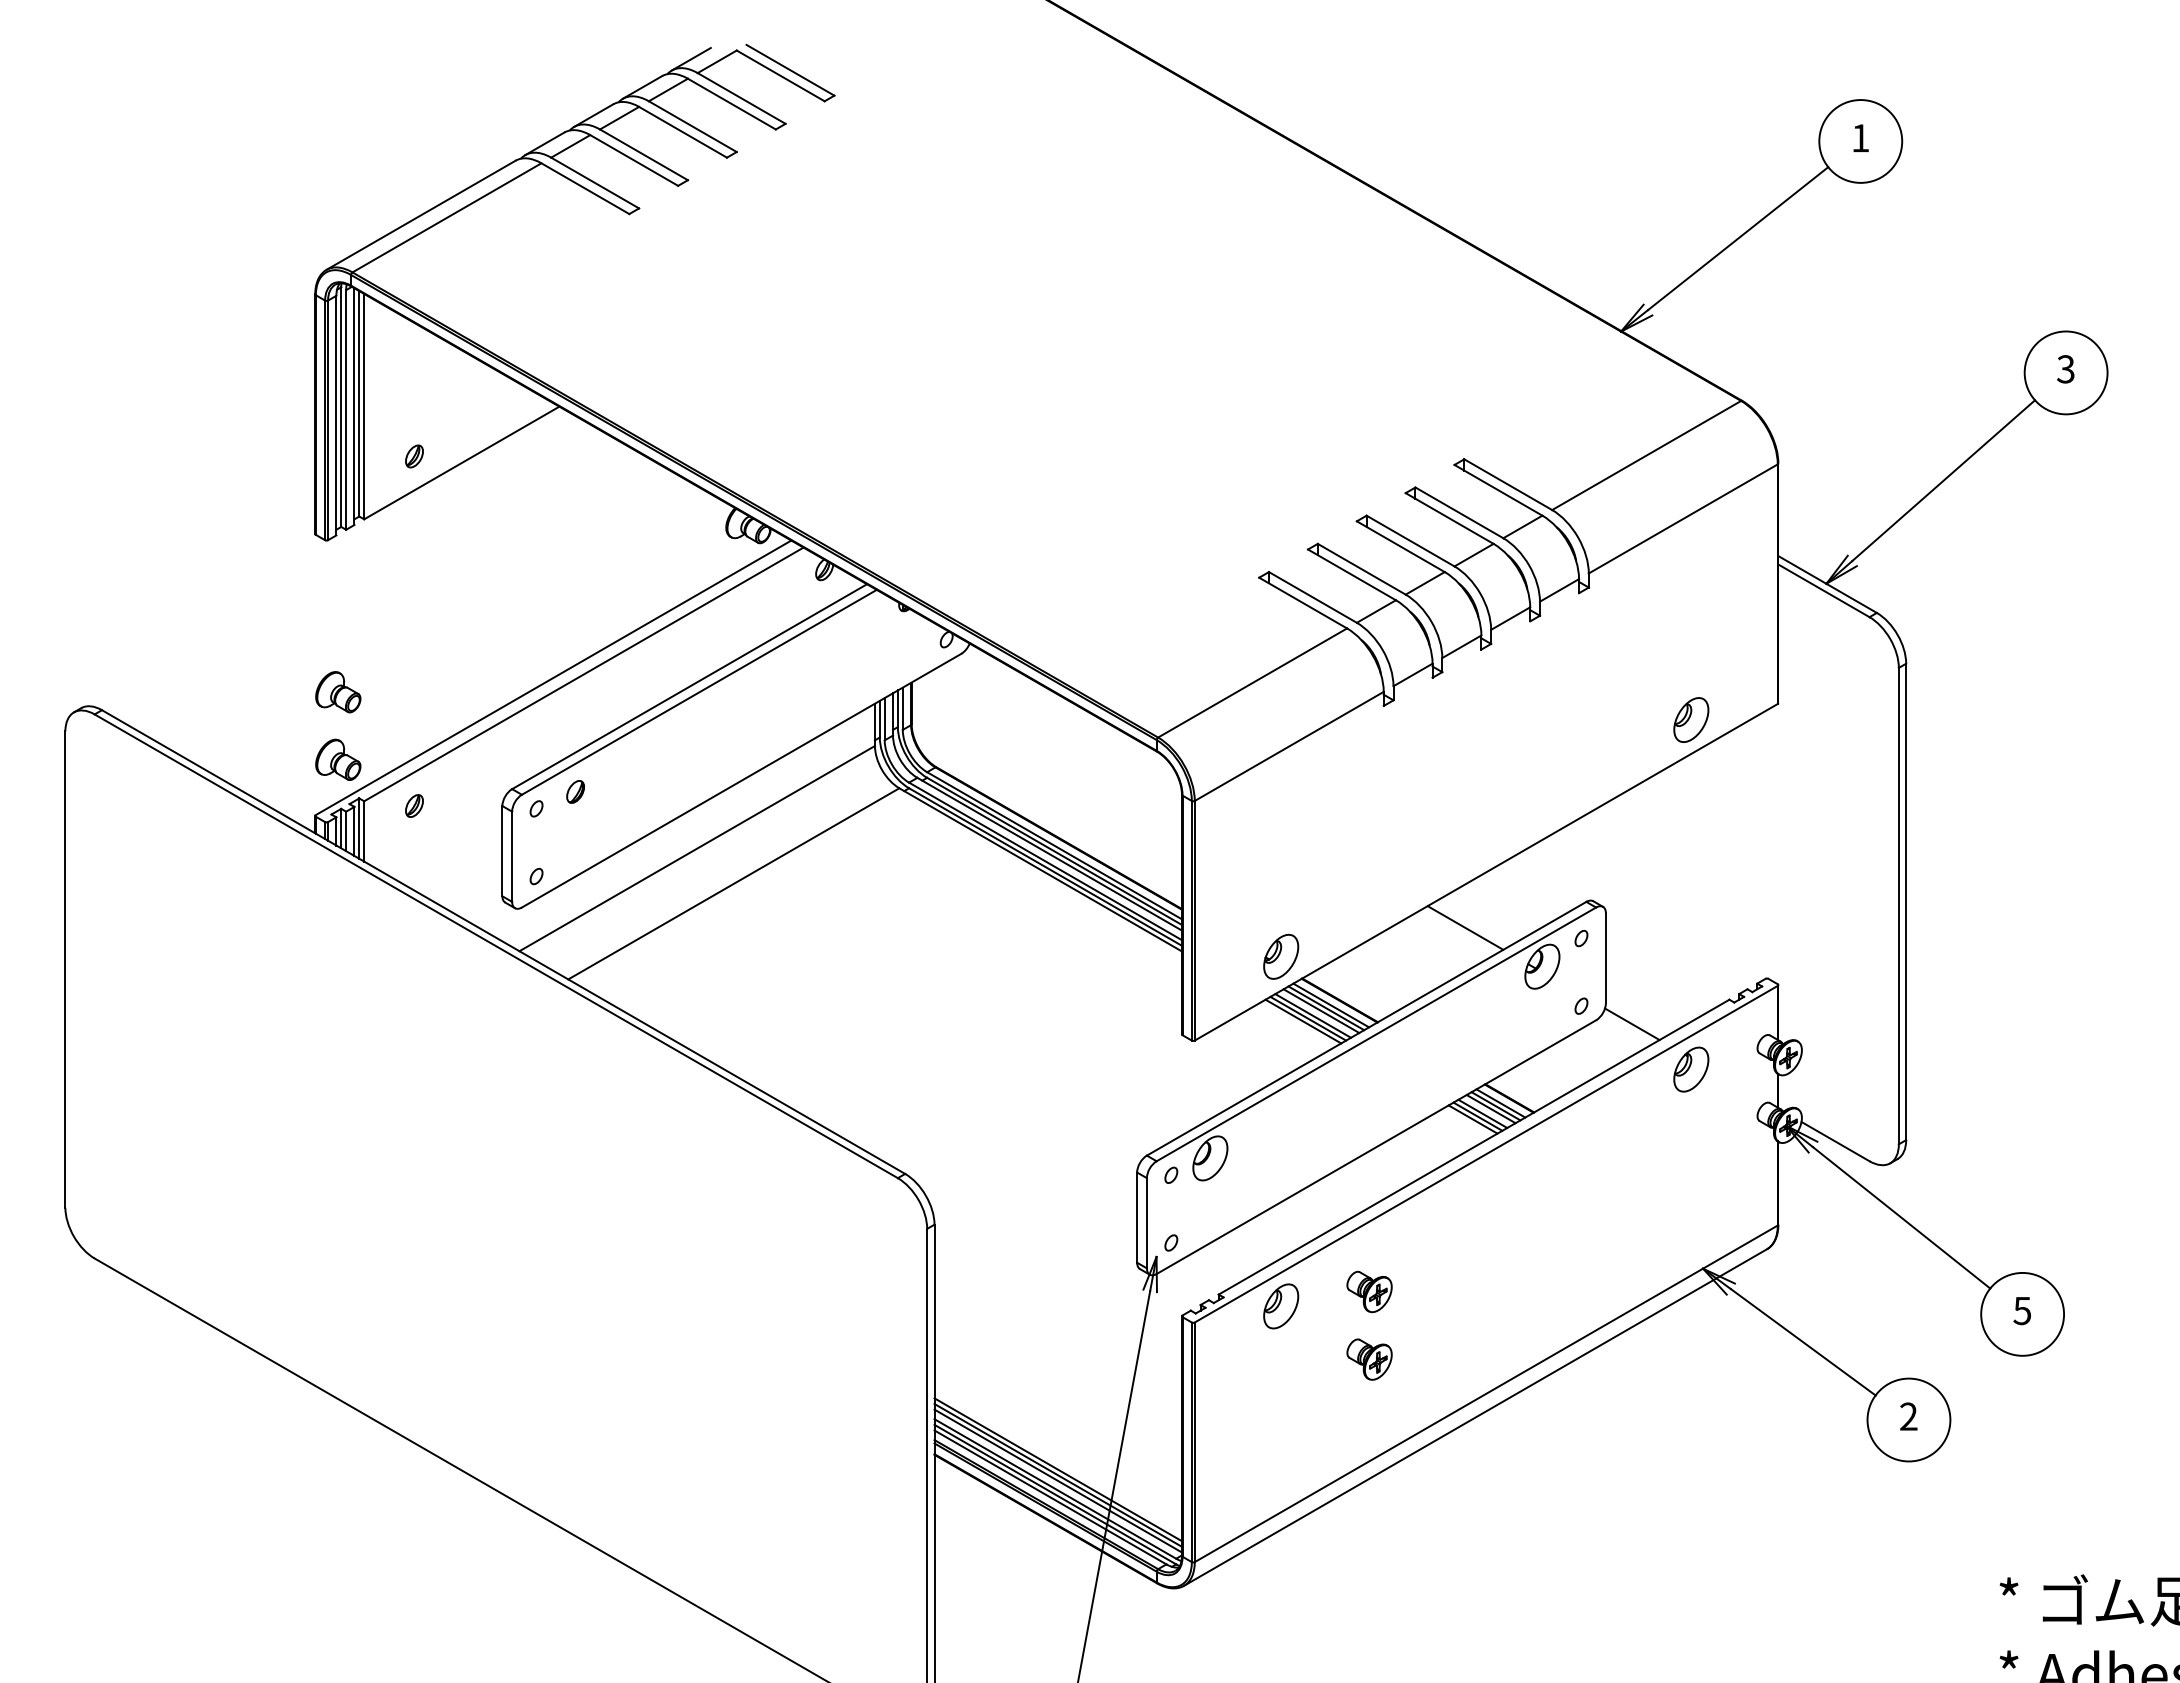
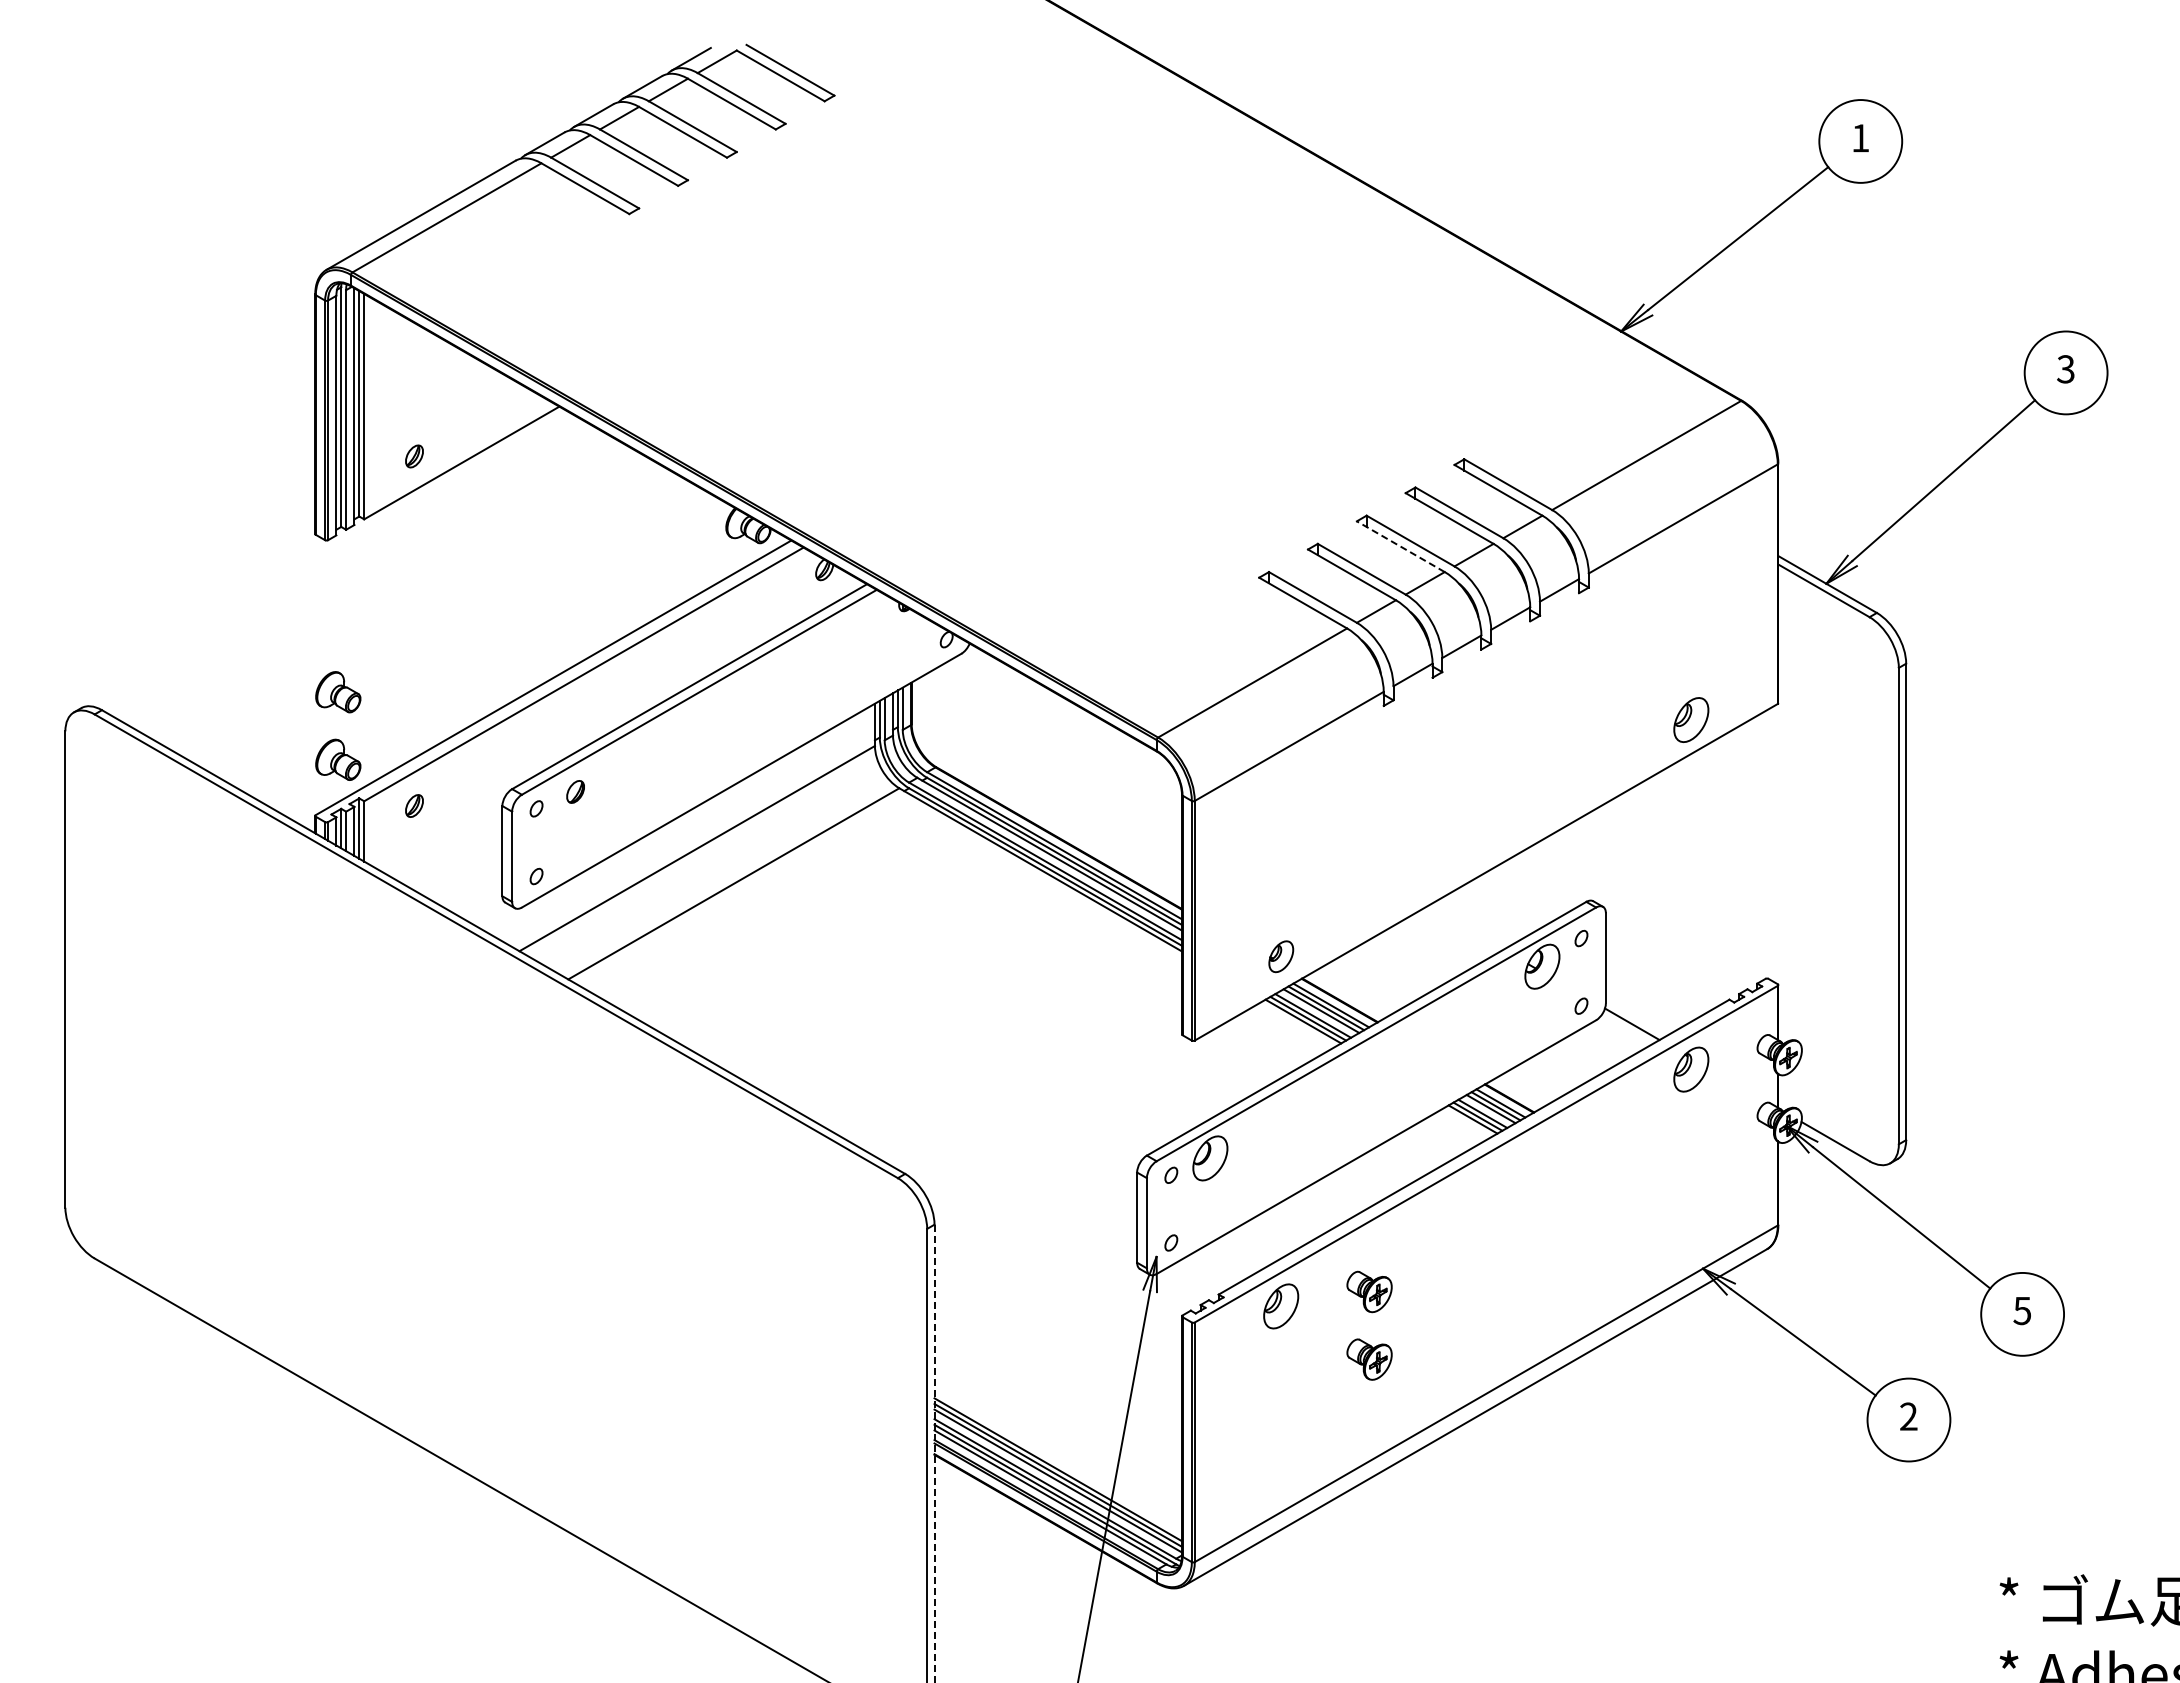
line: solid -> dashed (1400, 546)
line: present -> none (1465, 927)
part size: 37x47 px -> 27x34 px (1281, 956)
line: solid -> dashed (934, 1453)
